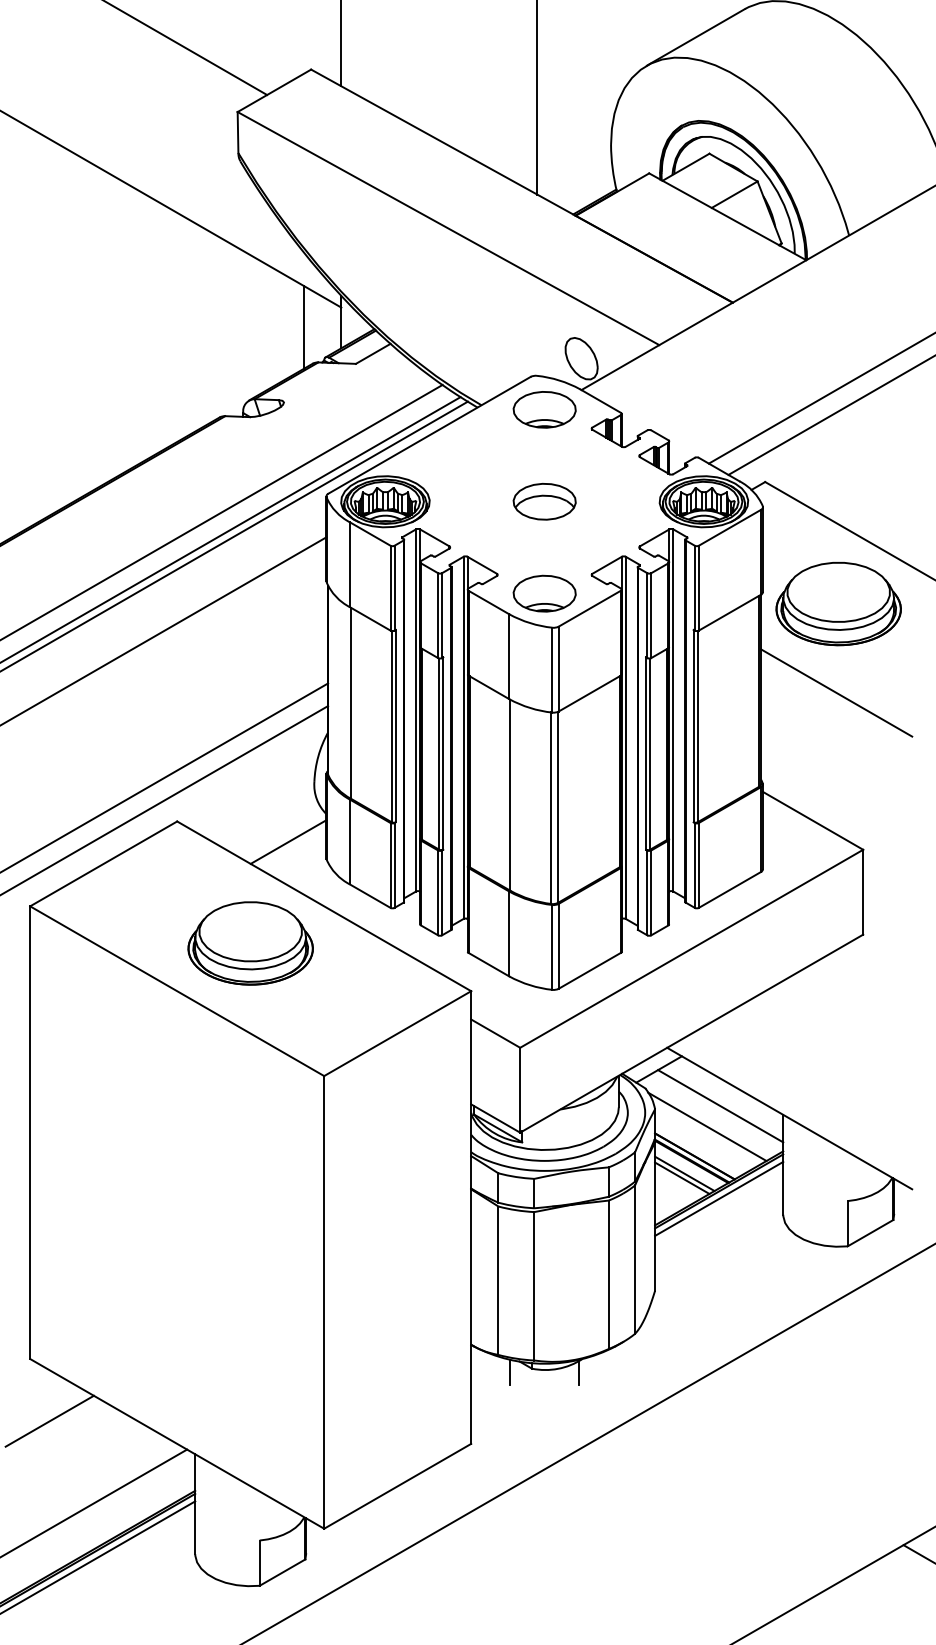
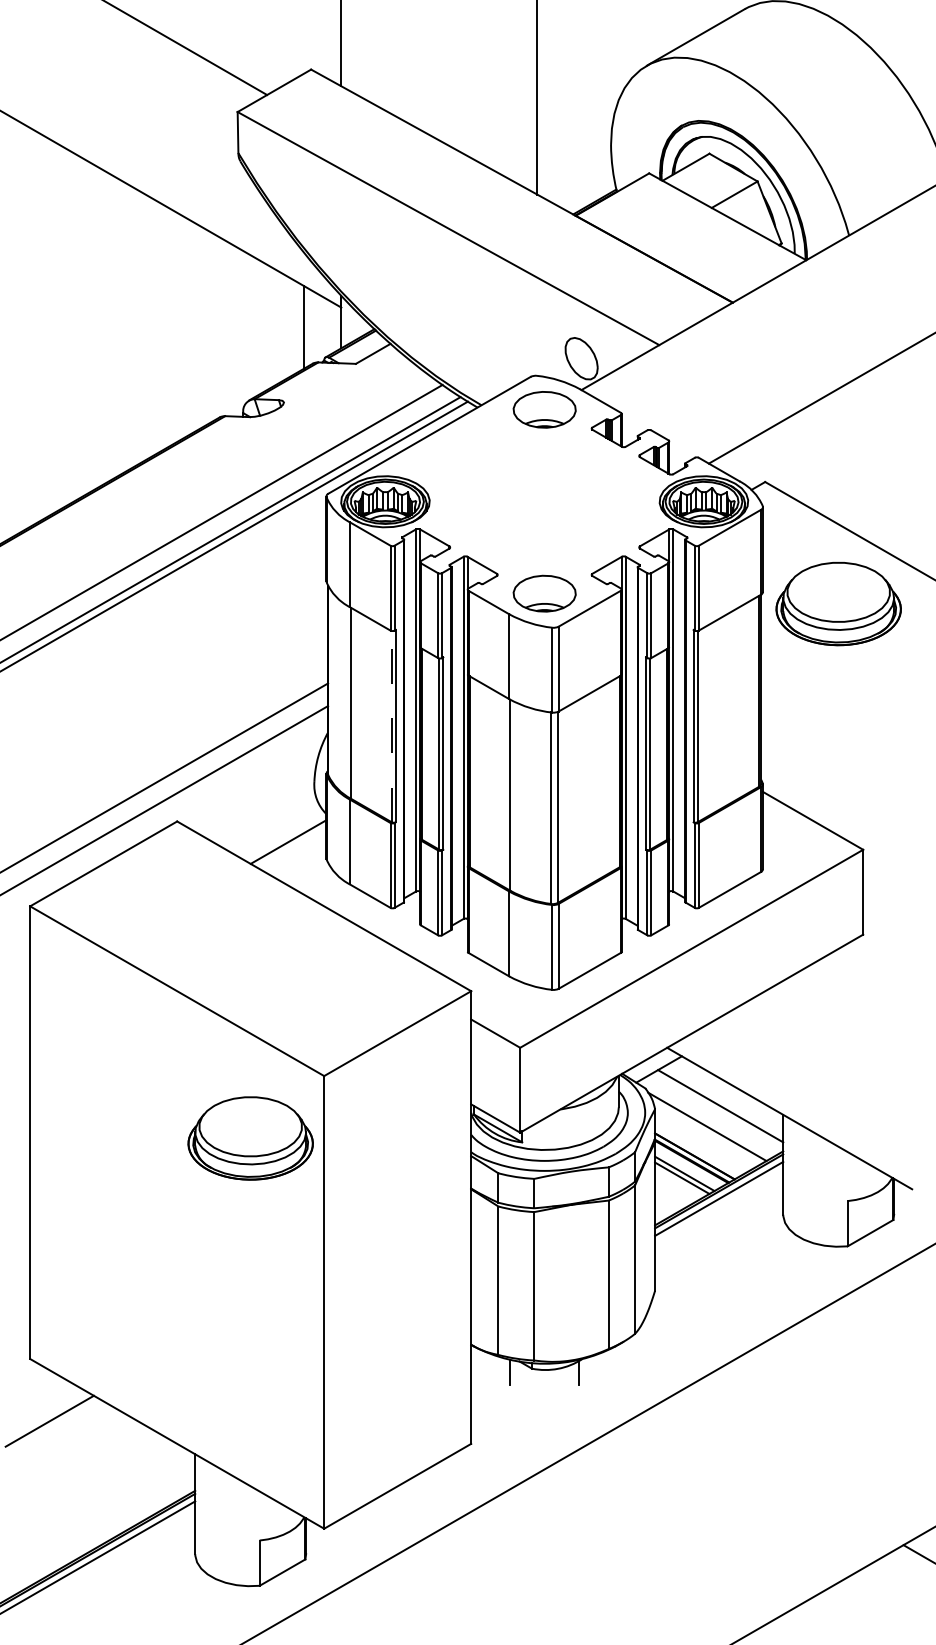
line: present -> none (830, 415)
part: present -> none (544, 501)
line: present -> none (164, 630)
line: present -> none (836, 692)
line: solid -> dashed (391, 726)
part position: (250, 943) -> (250, 1138) (250, 1138)
line: present -> none (94, 1502)
